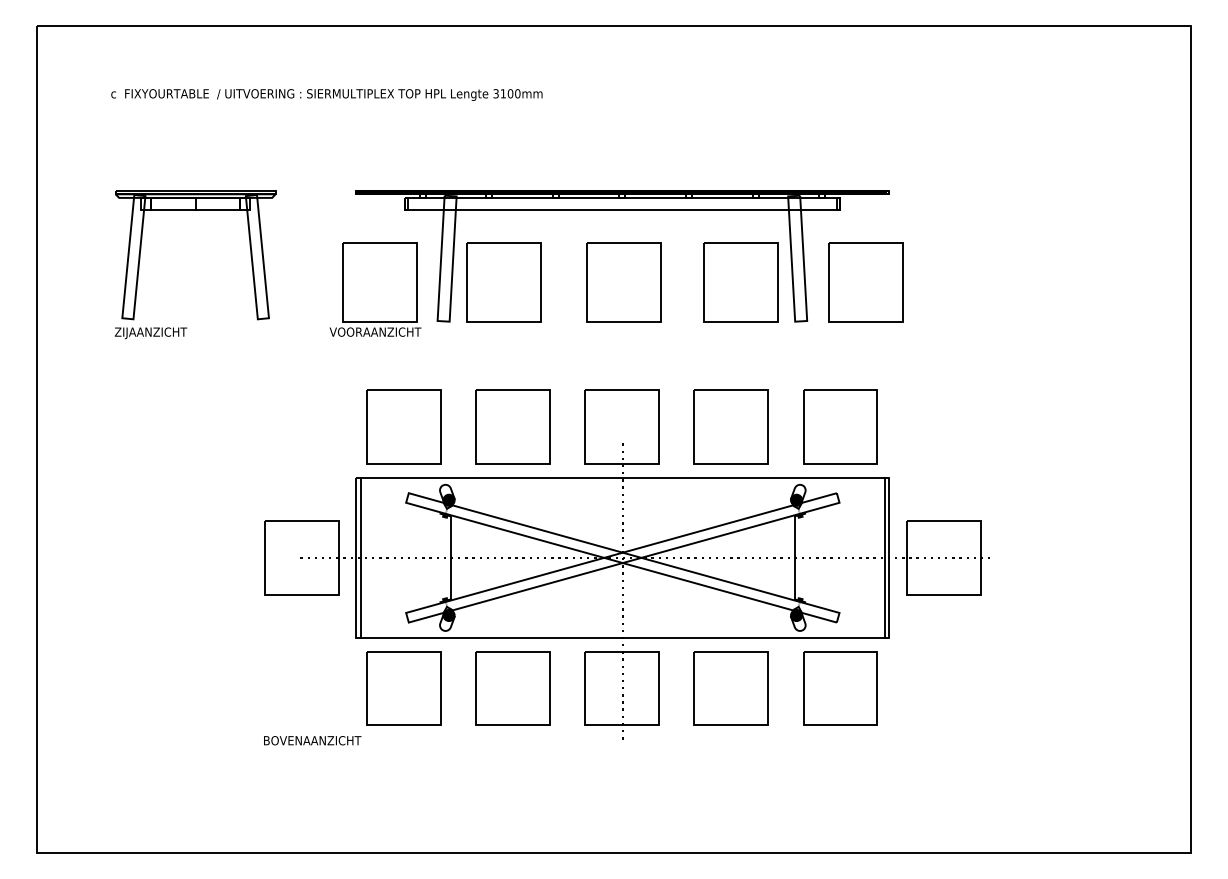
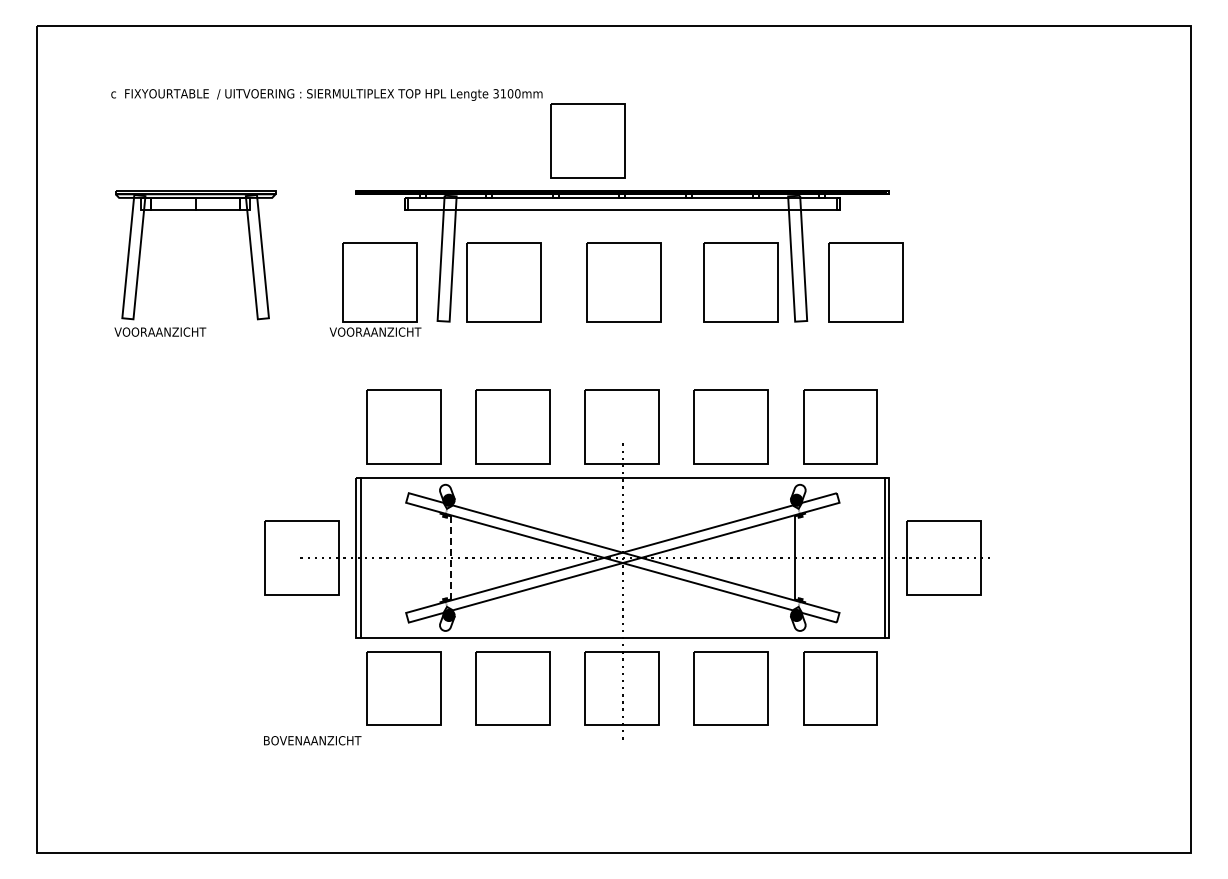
part: none -> present (587, 140)
text: ZIJAANZICHT -> VOORAANZICHT (160, 333)
line: solid -> dashed (450, 557)
